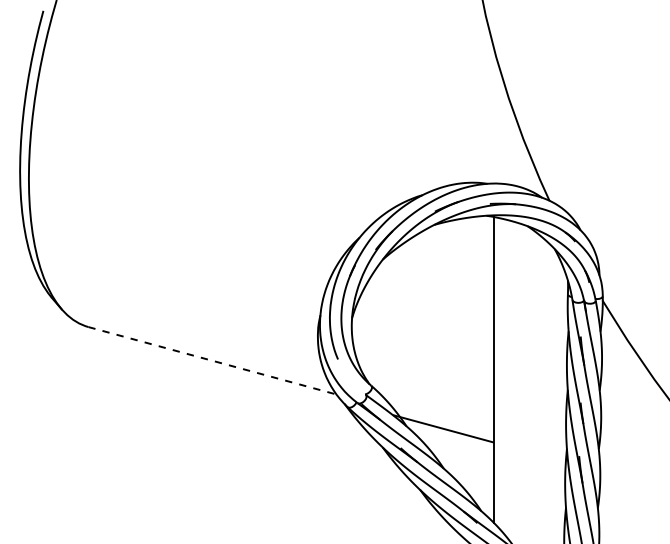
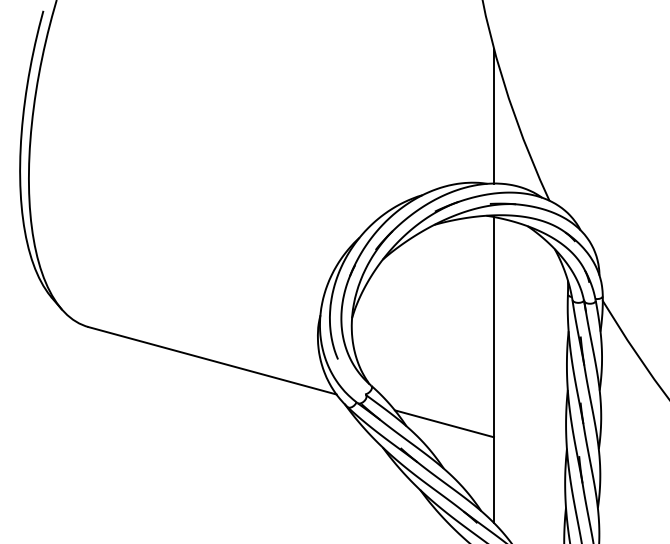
line: none -> present (493, 115)
line: dashed -> solid (212, 360)
line position: (442, 428) -> (443, 423) (443, 423)
